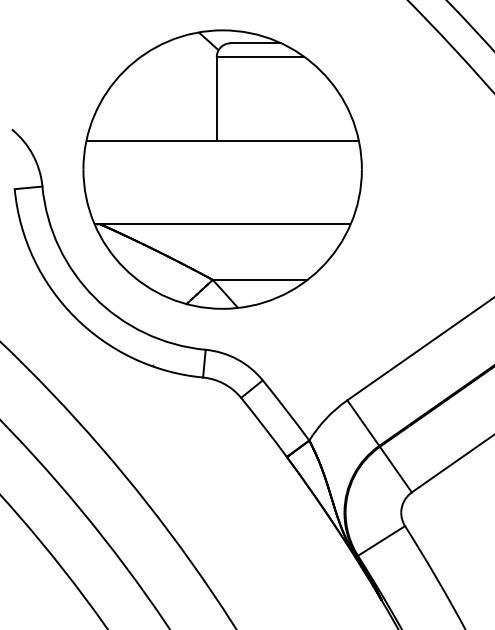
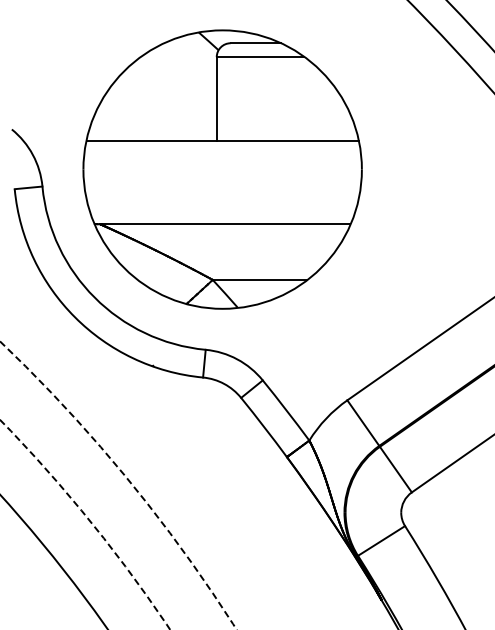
arc: solid -> dashed (127, 478)
arc: solid -> dashed (89, 520)
